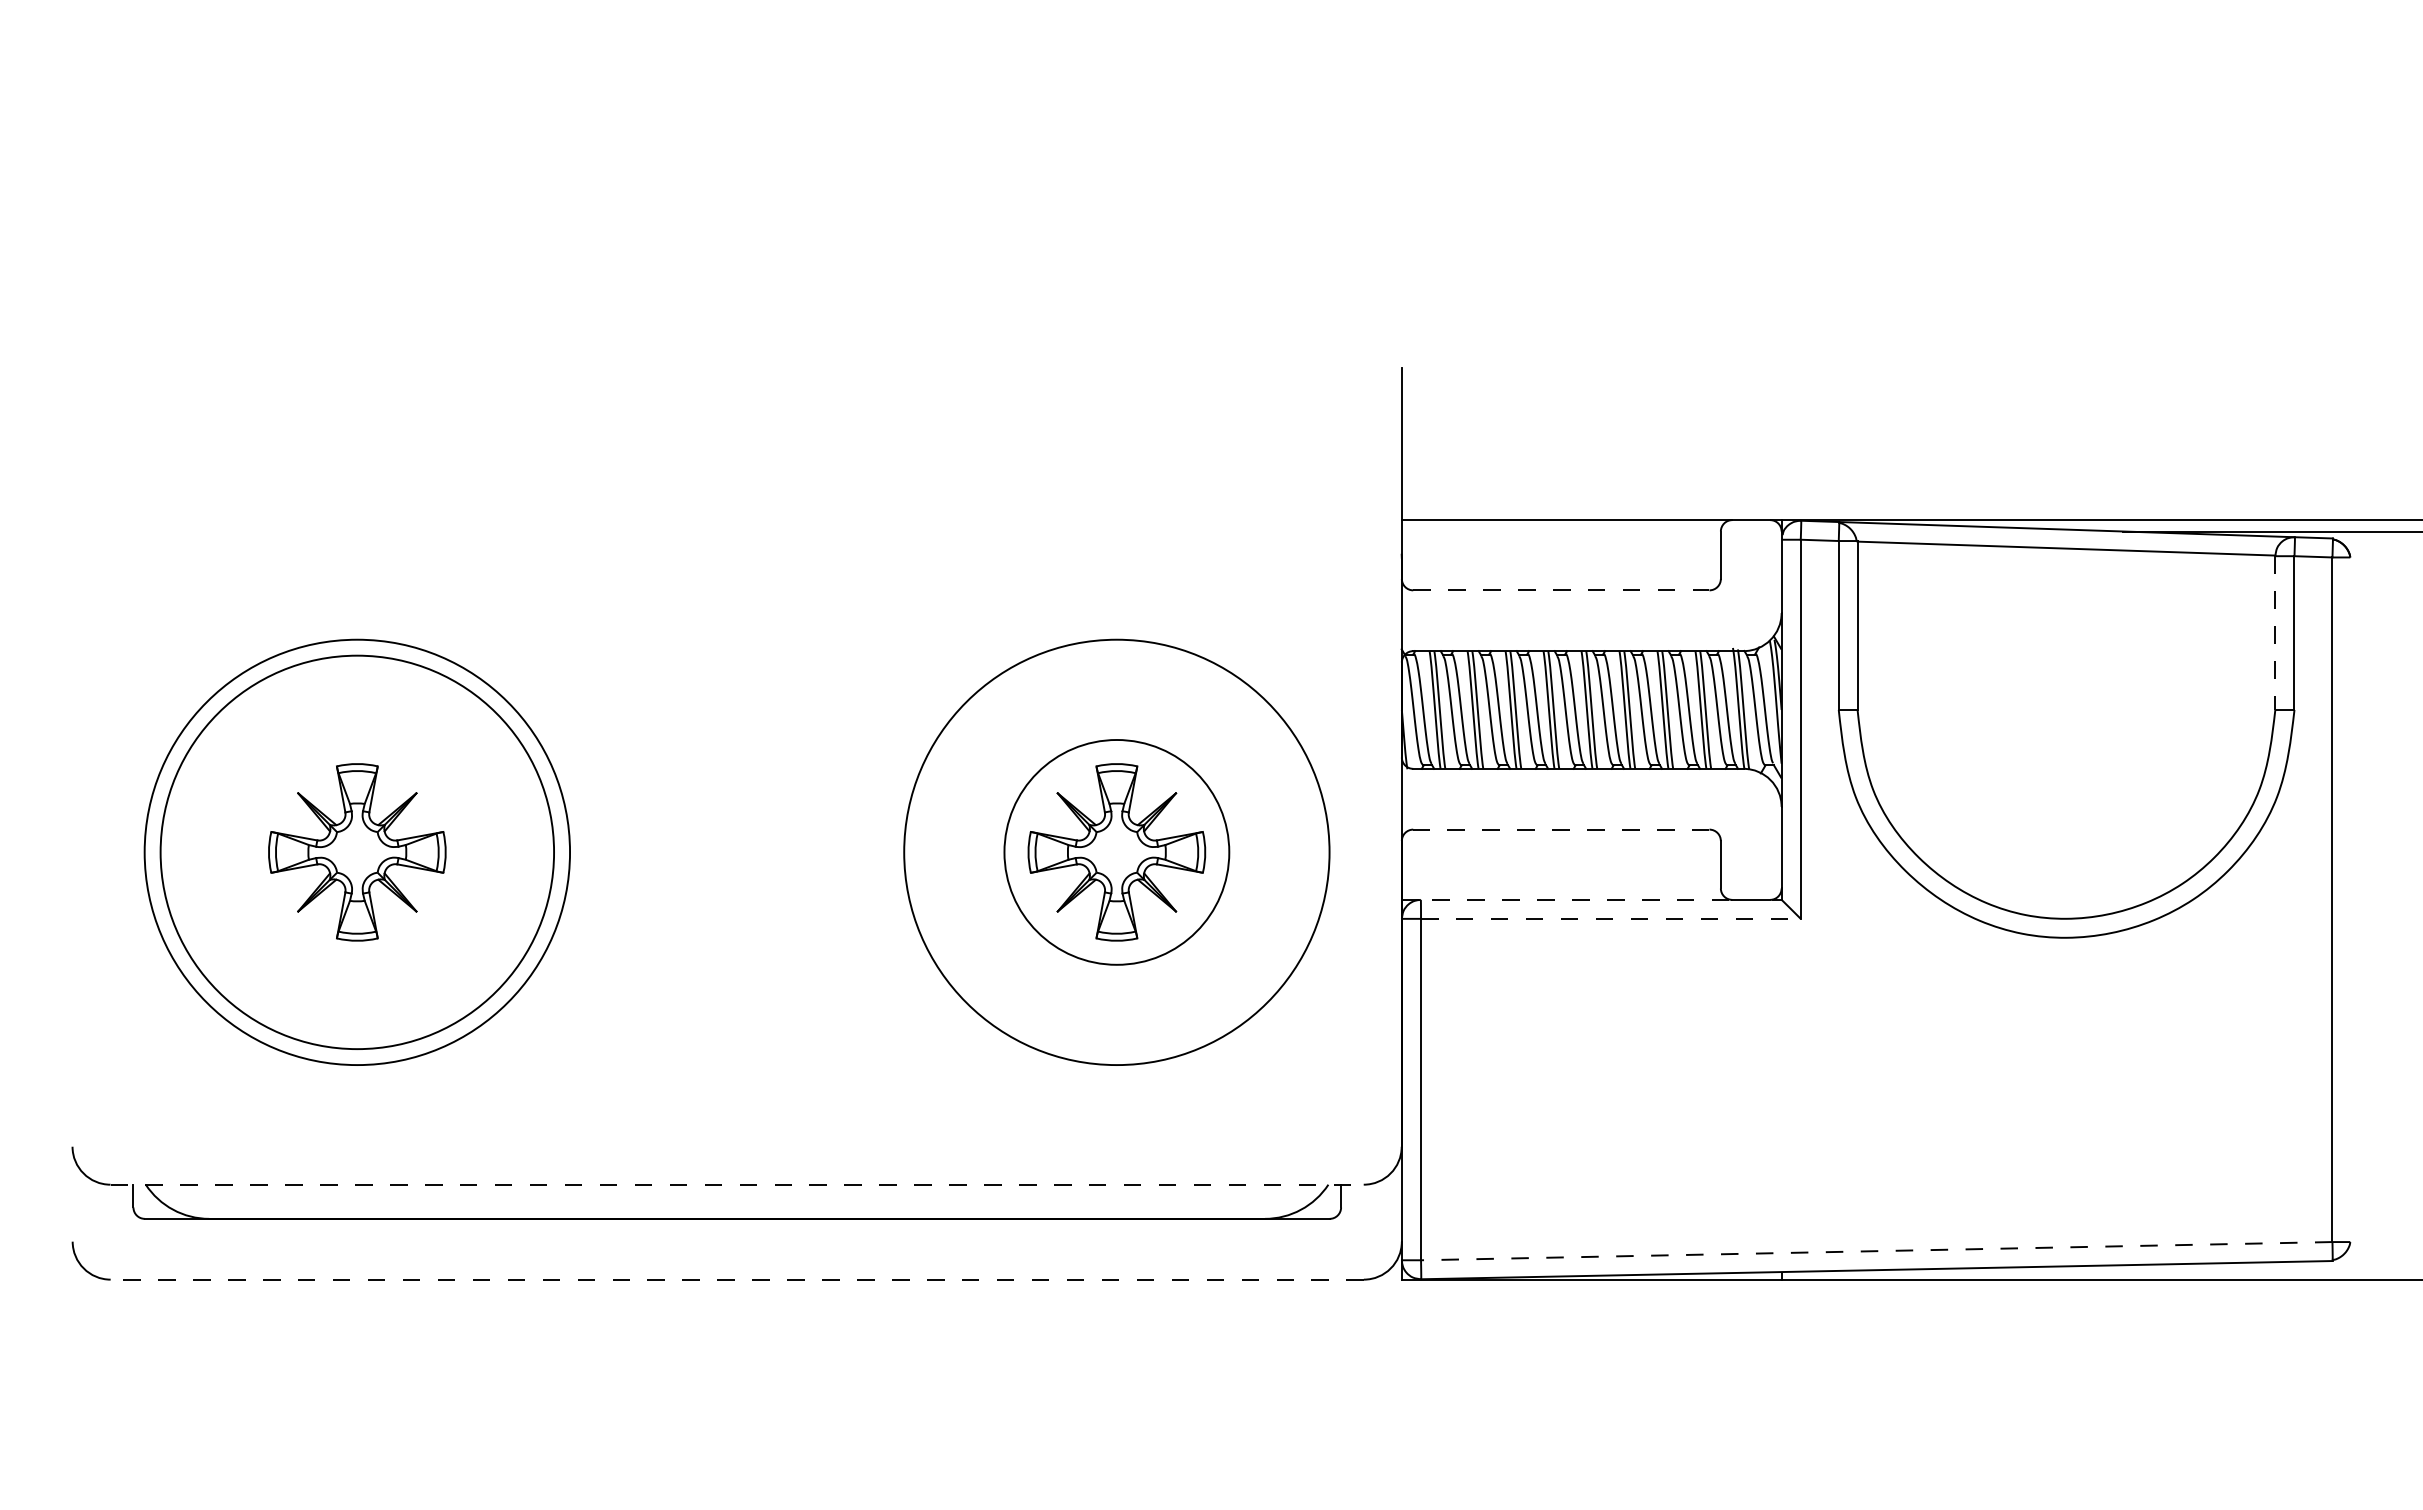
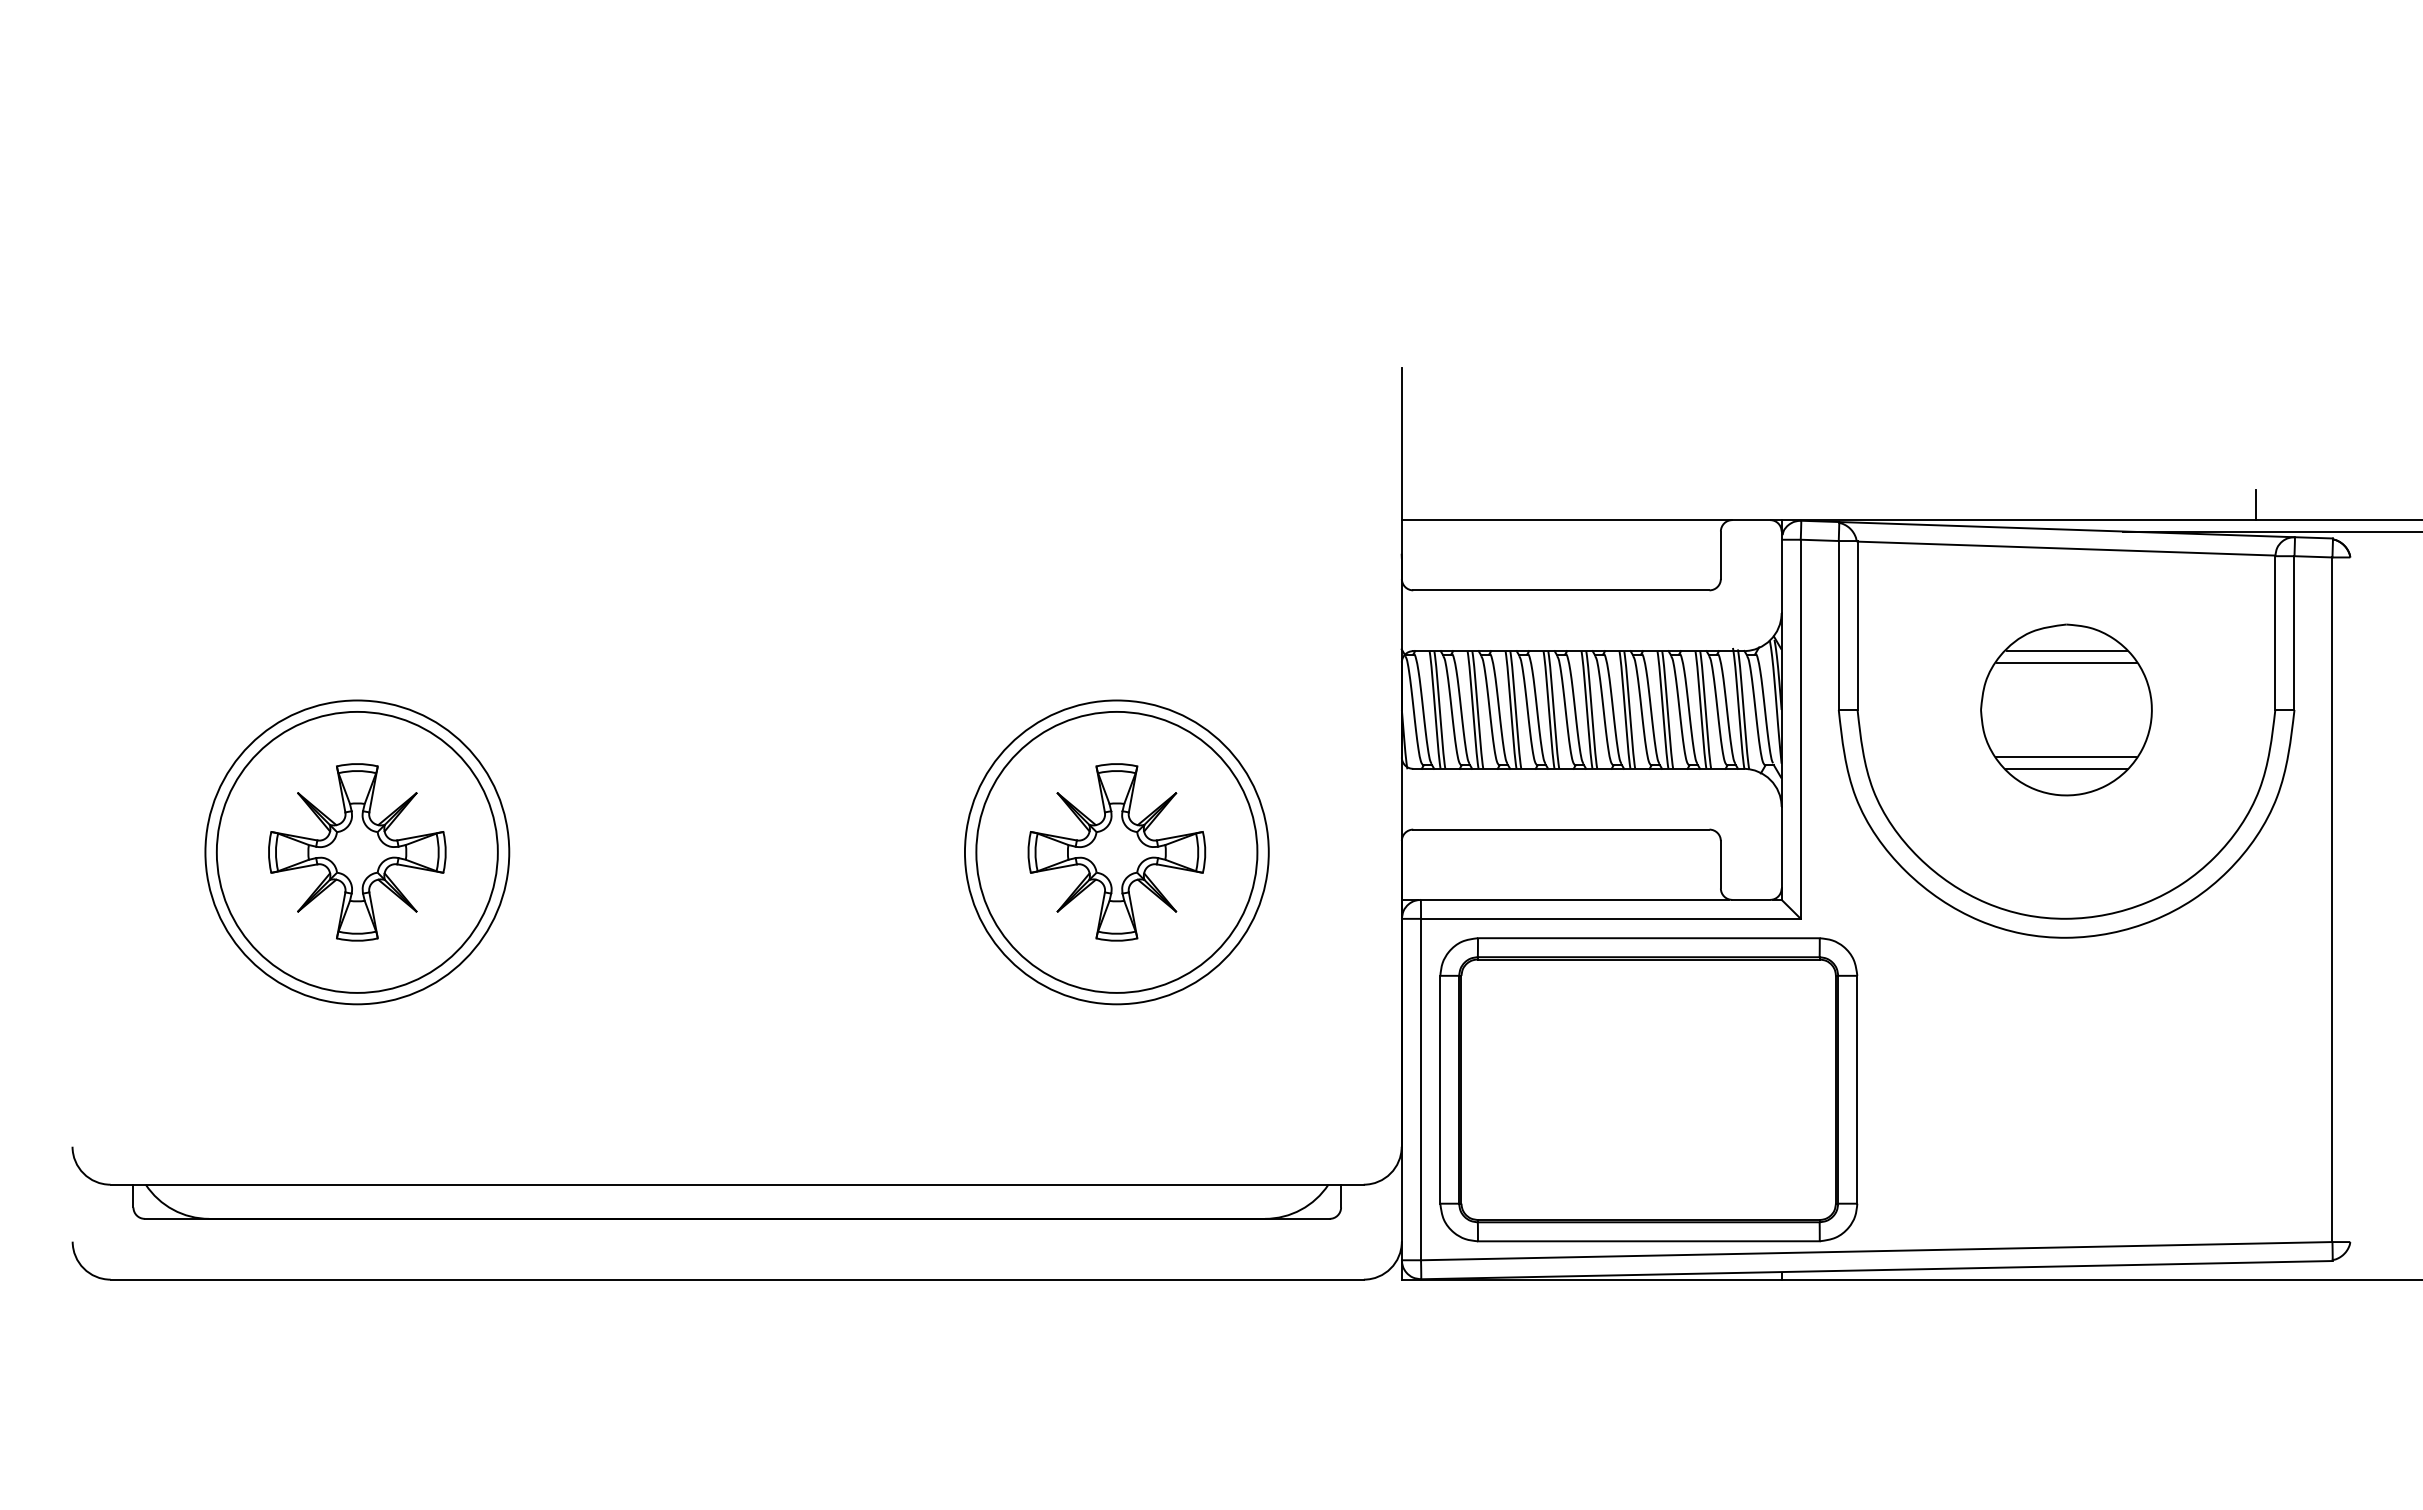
line: none -> present (2256, 504)
line: dashed -> solid (1561, 590)
line: dashed -> solid (2275, 633)
part: none -> present (2066, 709)
line: dashed -> solid (1560, 829)
circle diameter: 225 px -> 281 px (1116, 851)
circle diameter: 393 px -> 281 px (356, 851)
circle diameter: 425 px -> 304 px (357, 852)
circle diameter: 425 px -> 304 px (1116, 852)
line: dashed -> solid (1574, 899)
line: dashed -> solid (1610, 918)
part: none -> present (1648, 1089)
line: dashed -> solid (737, 1184)
line: dashed -> solid (1876, 1251)
line: dashed -> solid (737, 1279)
